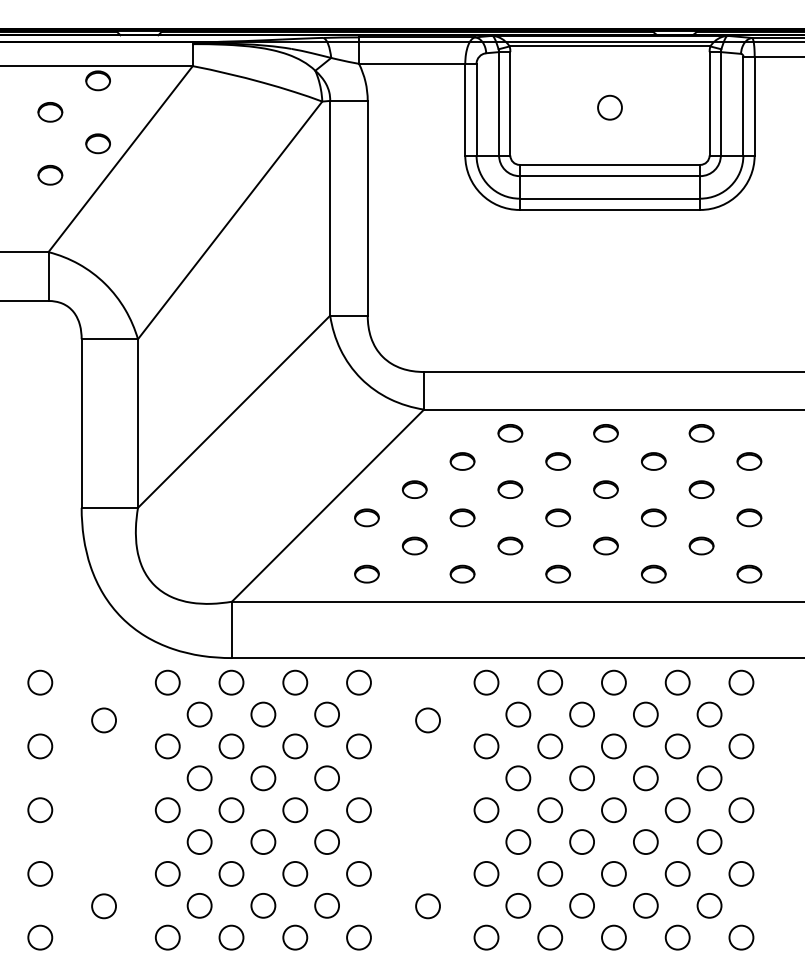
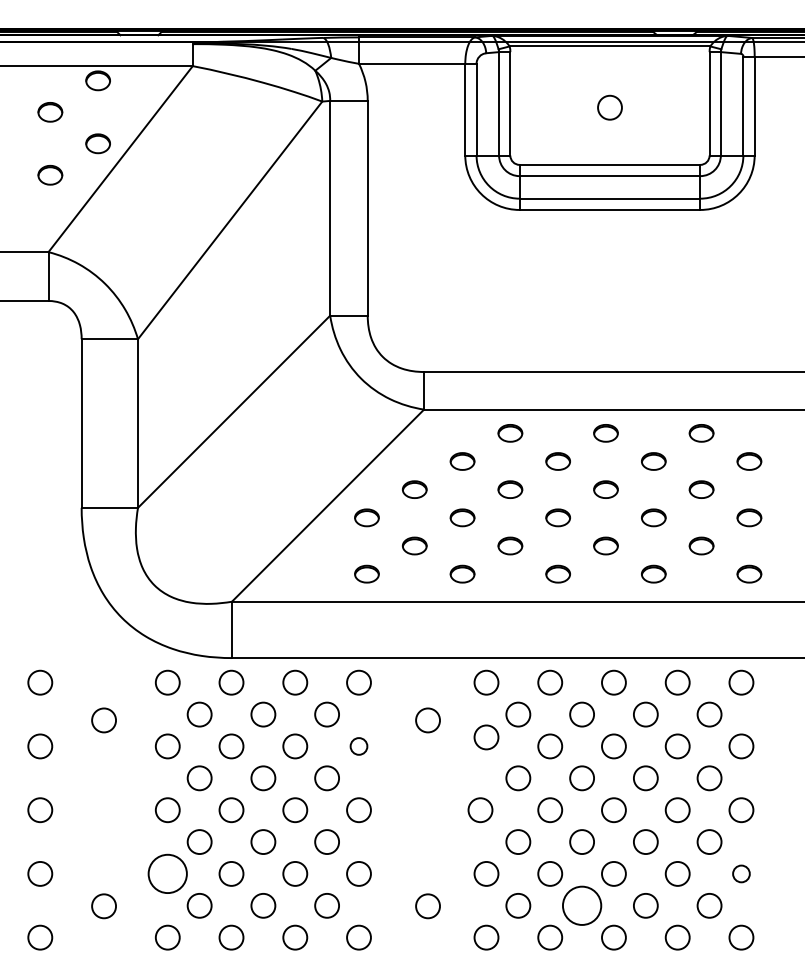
circle size: 26x27 px -> 20x19 px (358, 746)
circle position: (486, 746) -> (486, 737) (486, 737)
circle position: (486, 810) -> (480, 810) (480, 810)
circle diameter: 24 px -> 38 px (167, 873)
circle size: 27x26 px -> 19x20 px (741, 873)
circle diameter: 24 px -> 38 px (581, 905)
